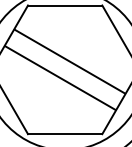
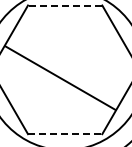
line: solid -> dashed (64, 5)
line: present -> none (69, 61)
line: solid -> dashed (65, 134)
